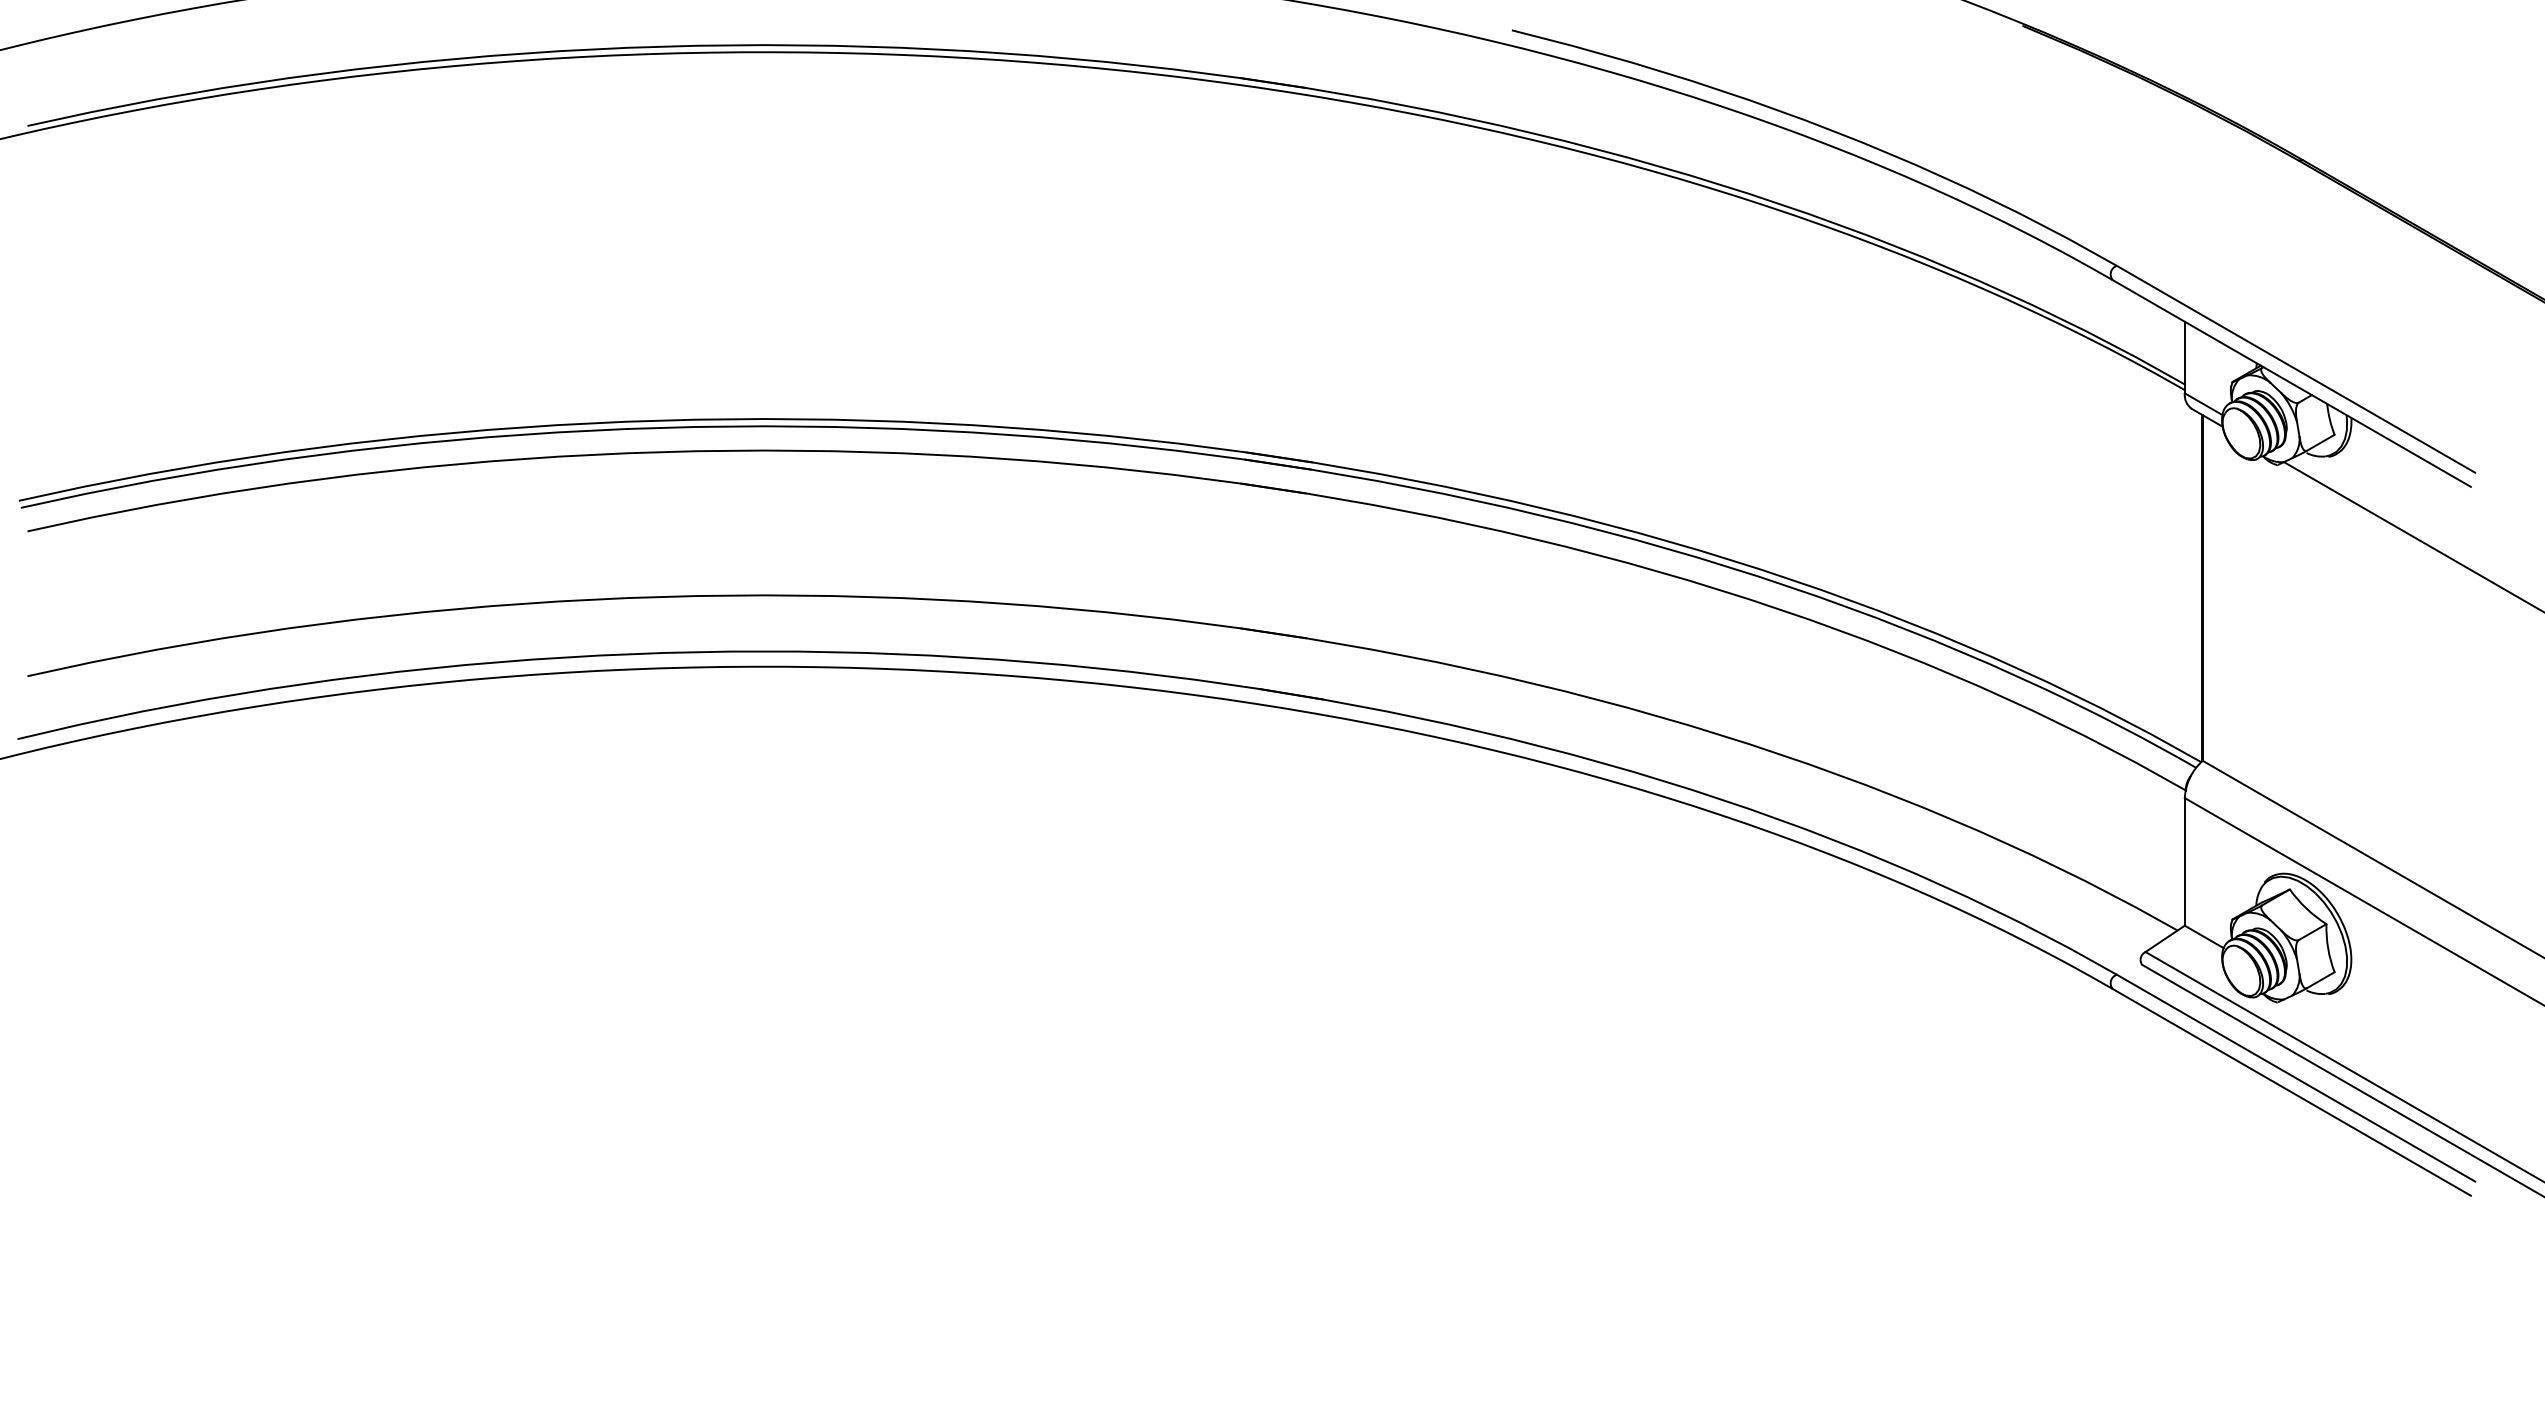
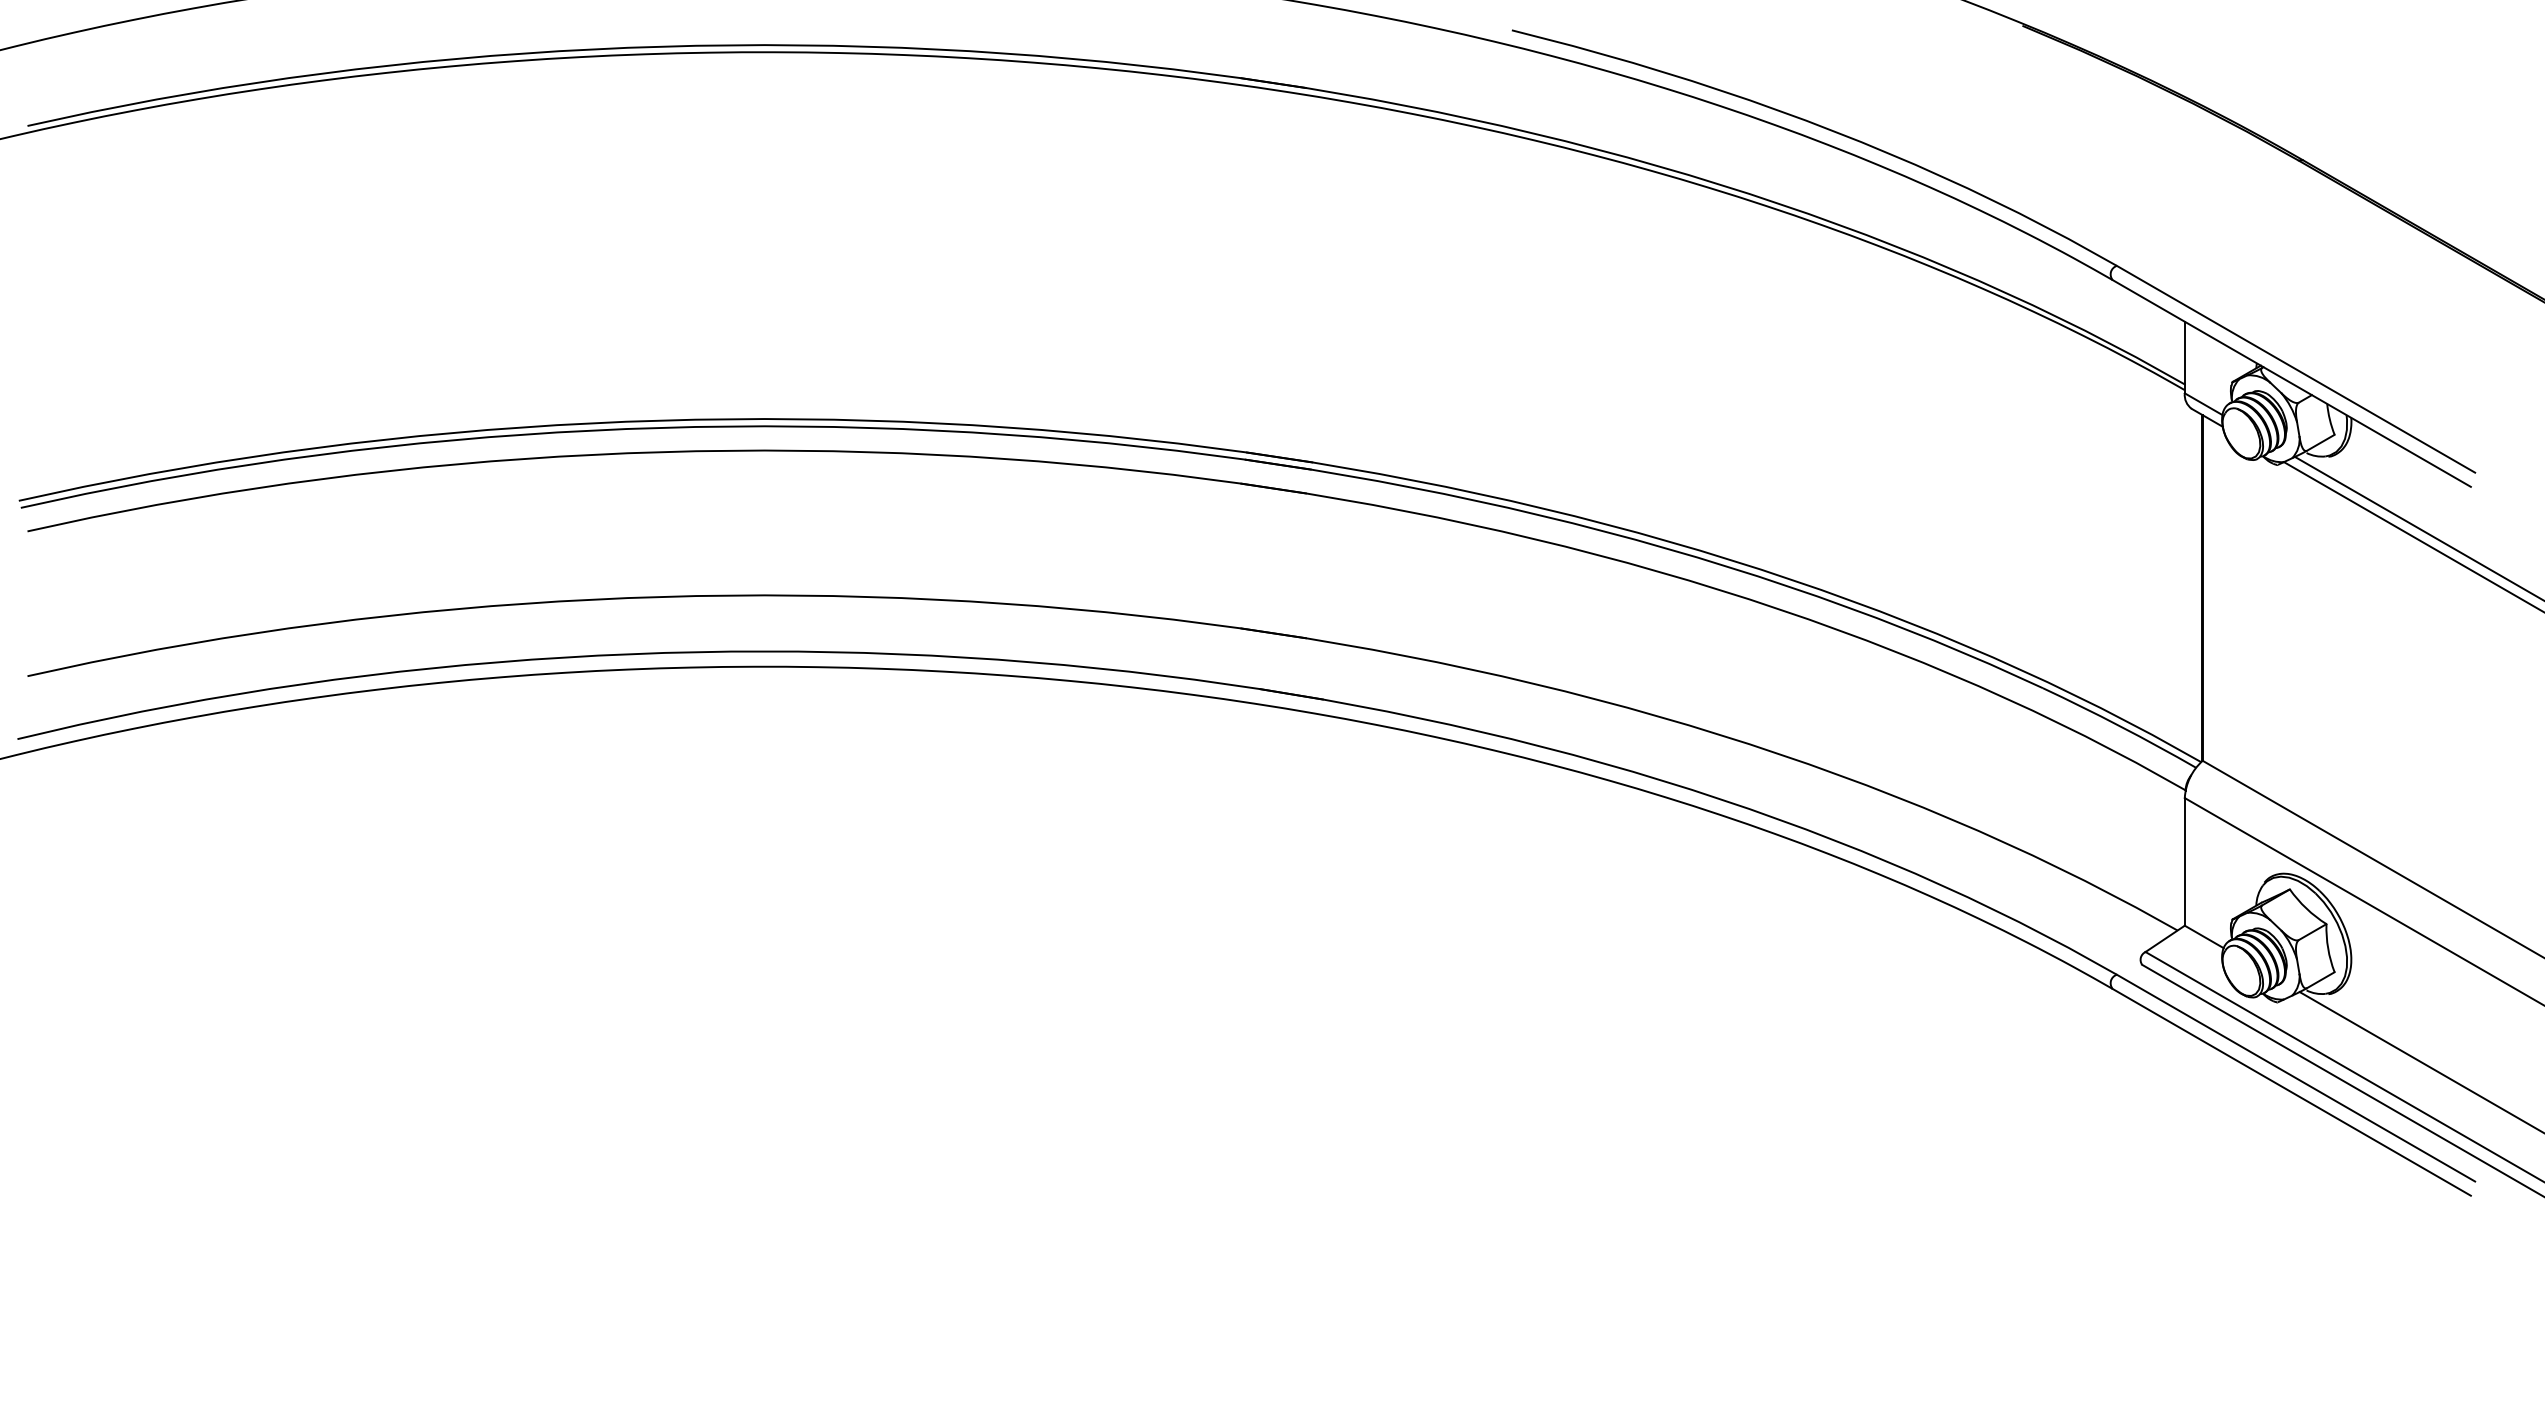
line: none -> present (2417, 527)
line: none -> present (2420, 1061)
